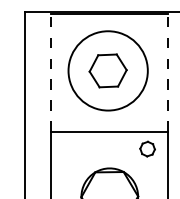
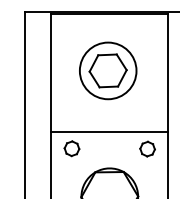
circle diameter: 79 px -> 57 px (107, 70)
line: dashed -> solid (51, 73)
line: dashed -> solid (168, 73)
part: none -> present (71, 148)
